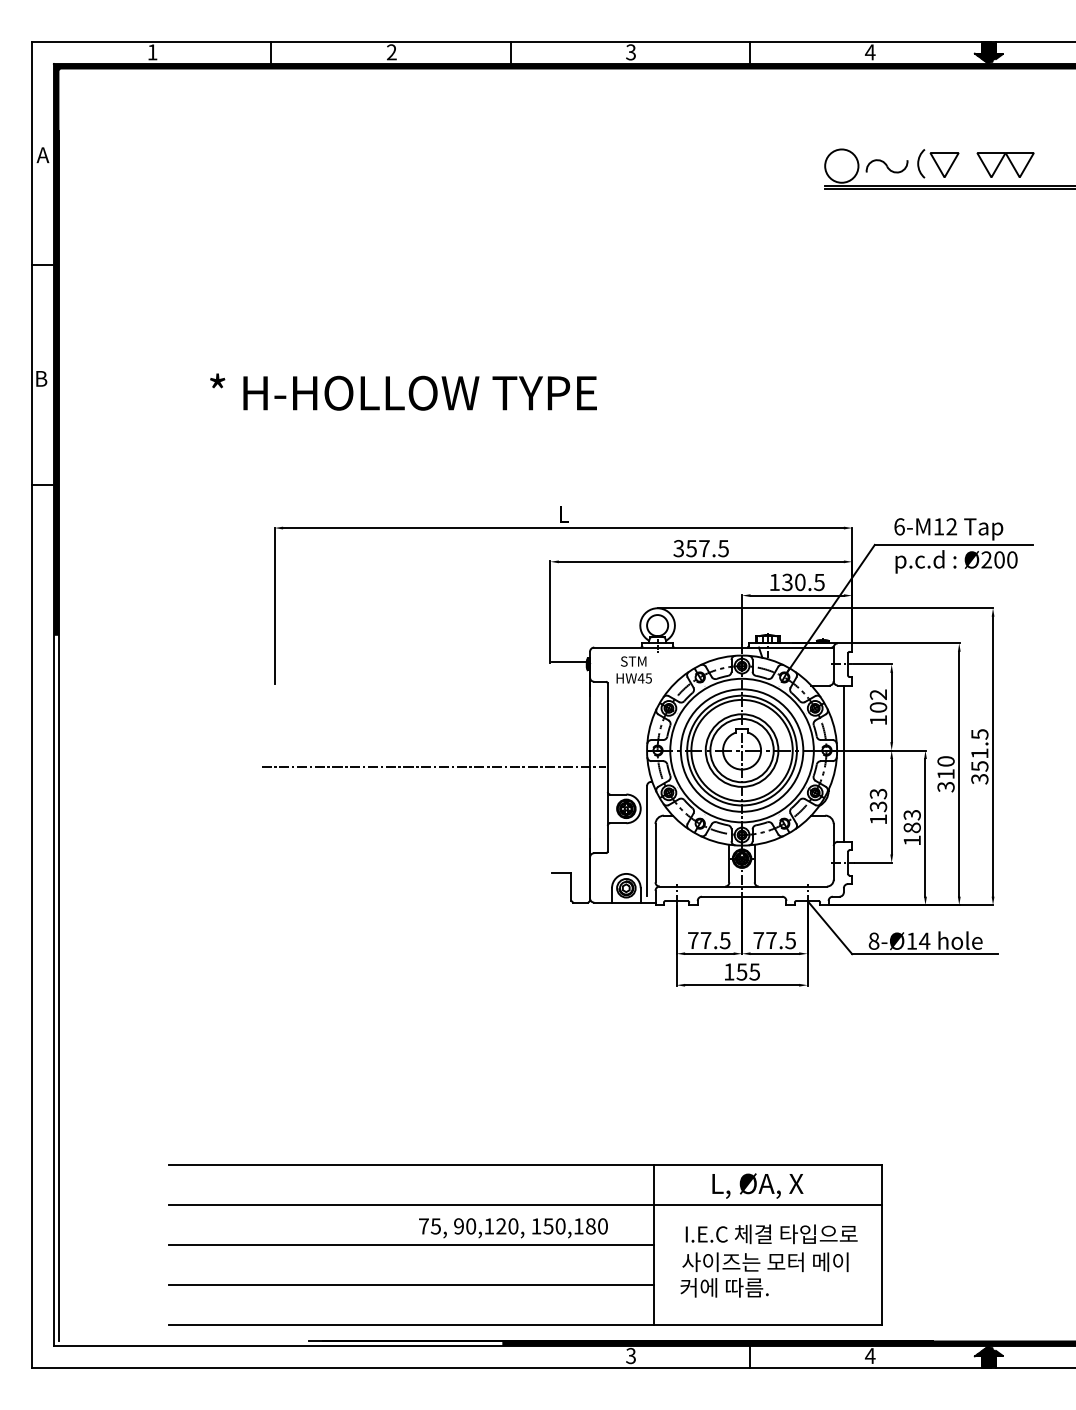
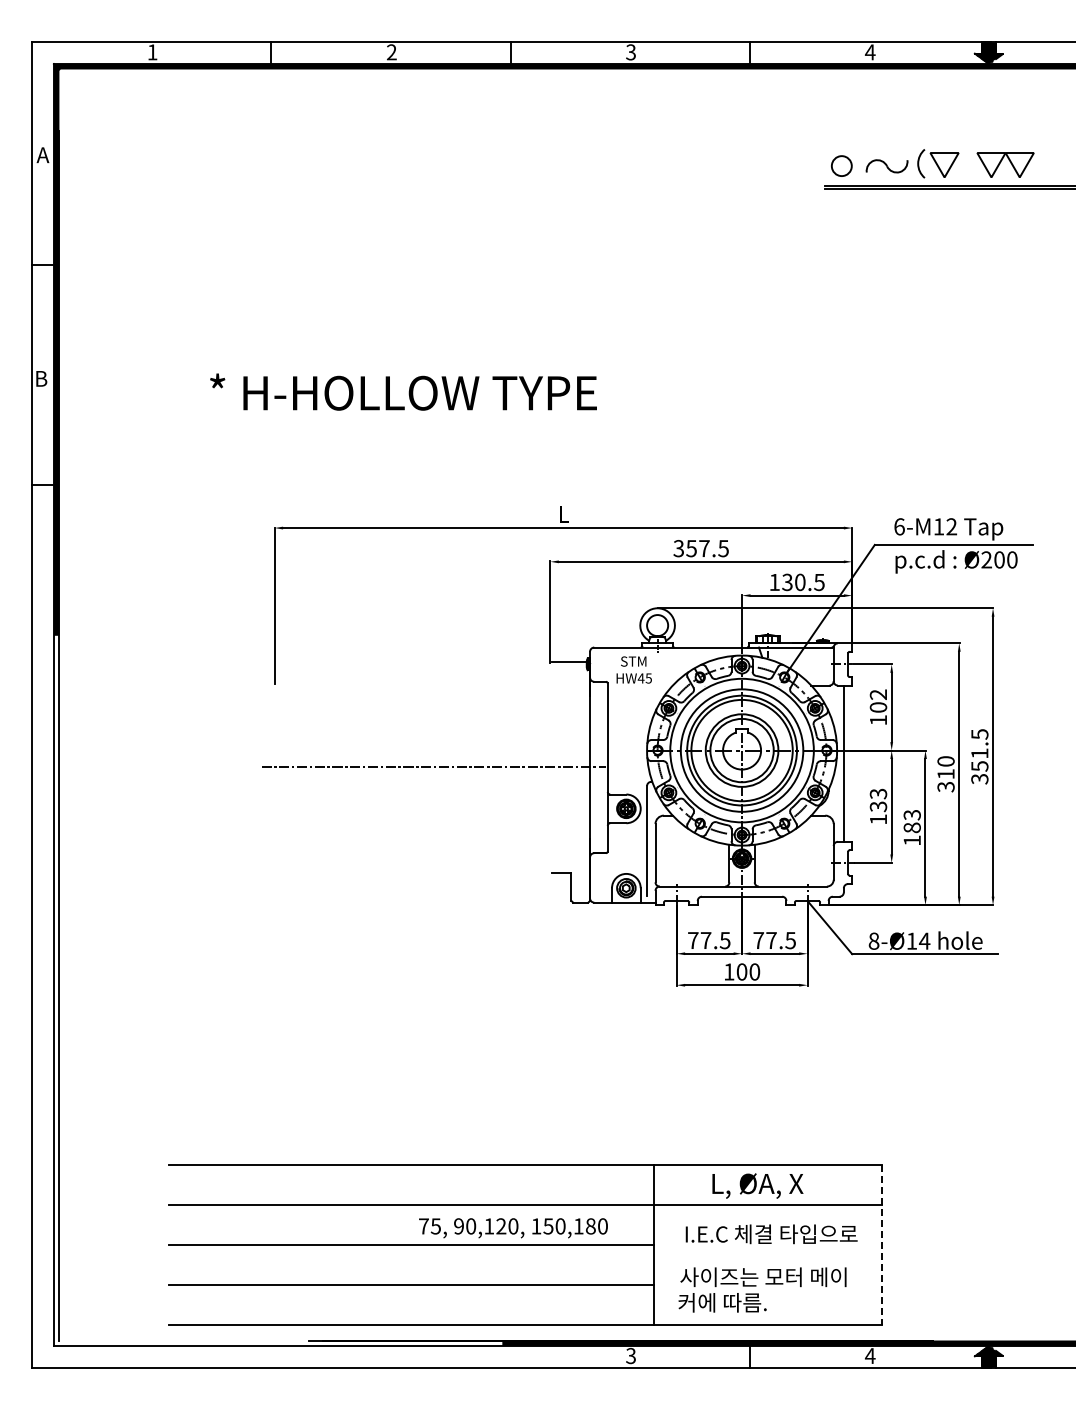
circle diameter: 33 px -> 20 px (841, 166)
text: 155 -> 100 (748, 971)
line: solid -> dashed (882, 1244)
text position: (764, 1274) -> (762, 1289) (762, 1289)
